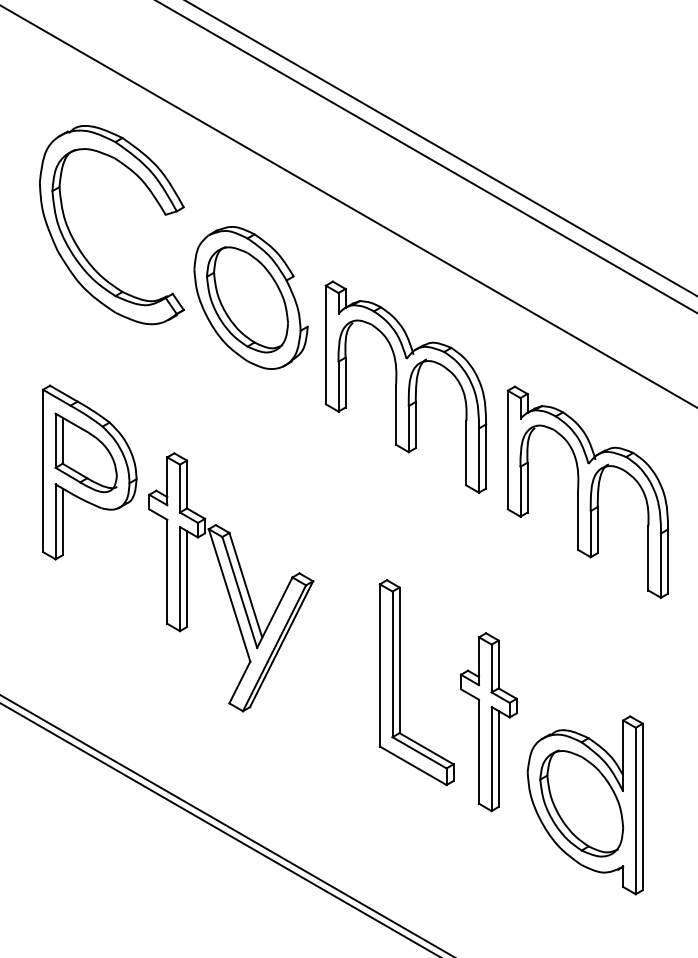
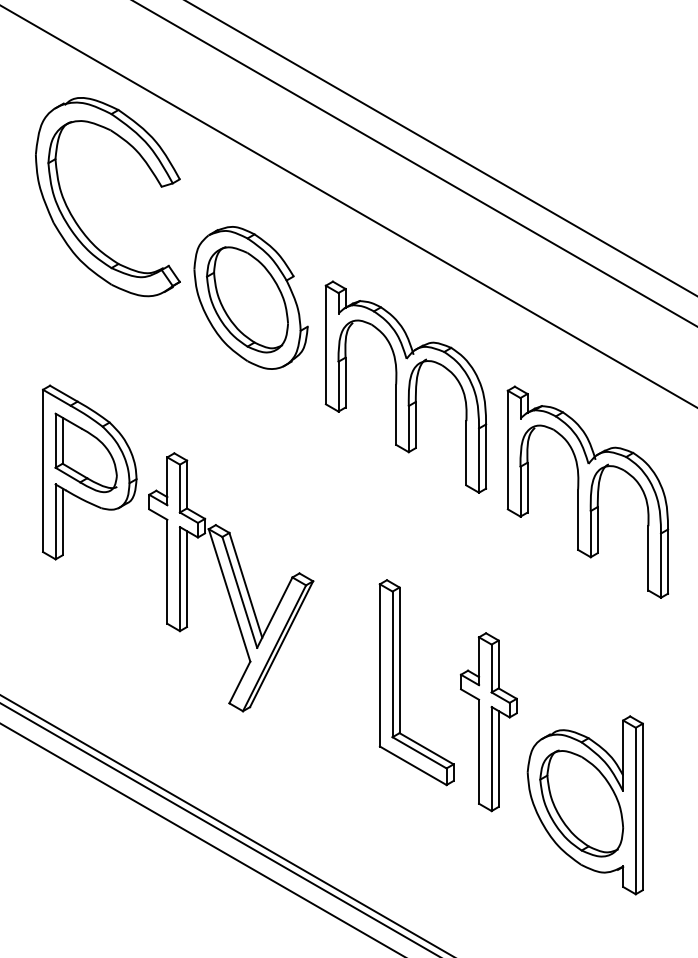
line position: (426, 156) -> (414, 163) (414, 163)
part position: (79, 247) -> (75, 219) (75, 219)
line: none -> present (201, 839)
